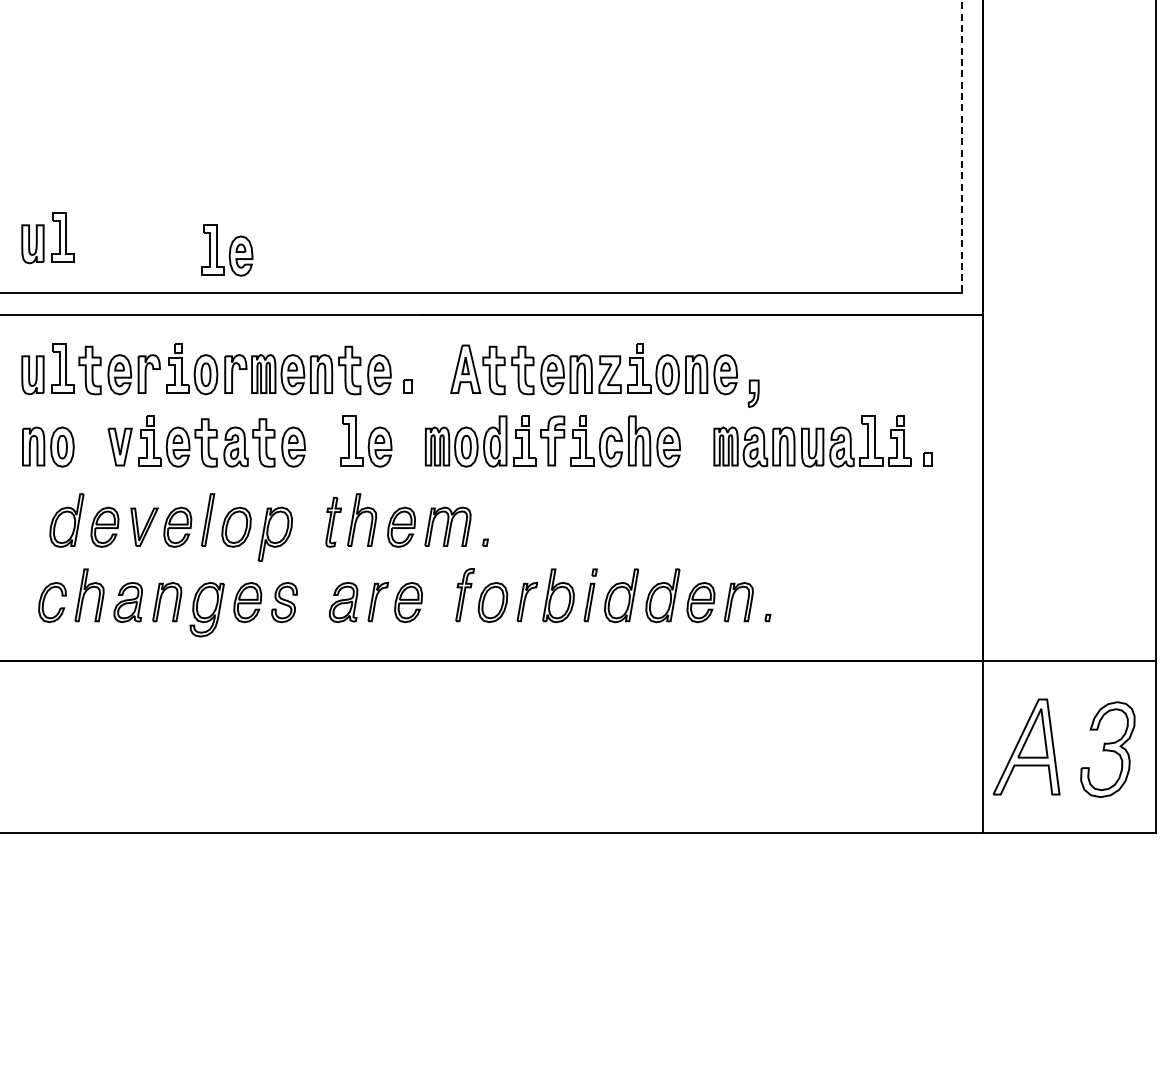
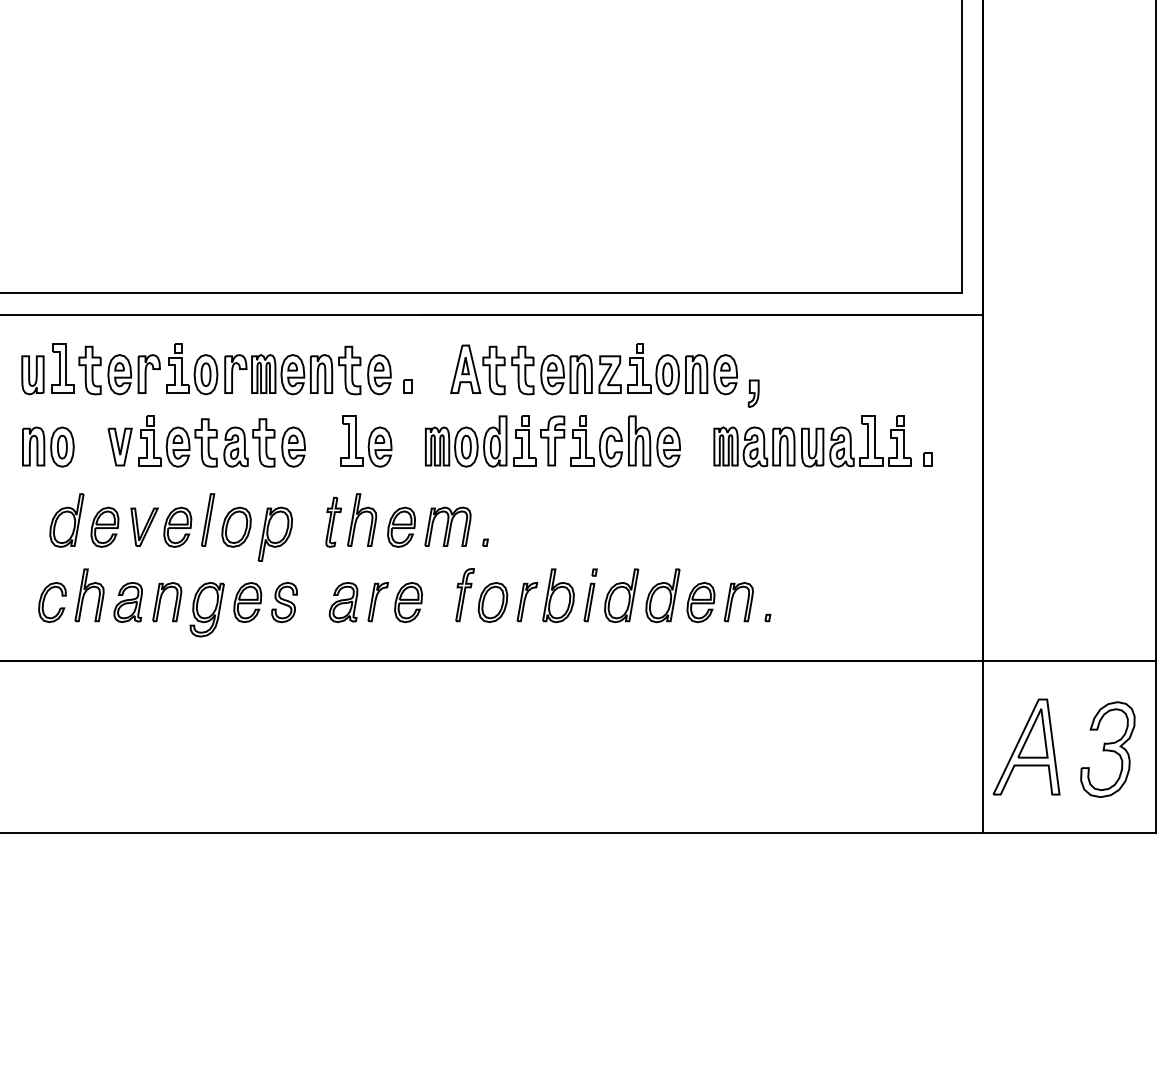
line: dashed -> solid (961, 147)
part: present -> none (47, 238)
part: present -> none (227, 250)
